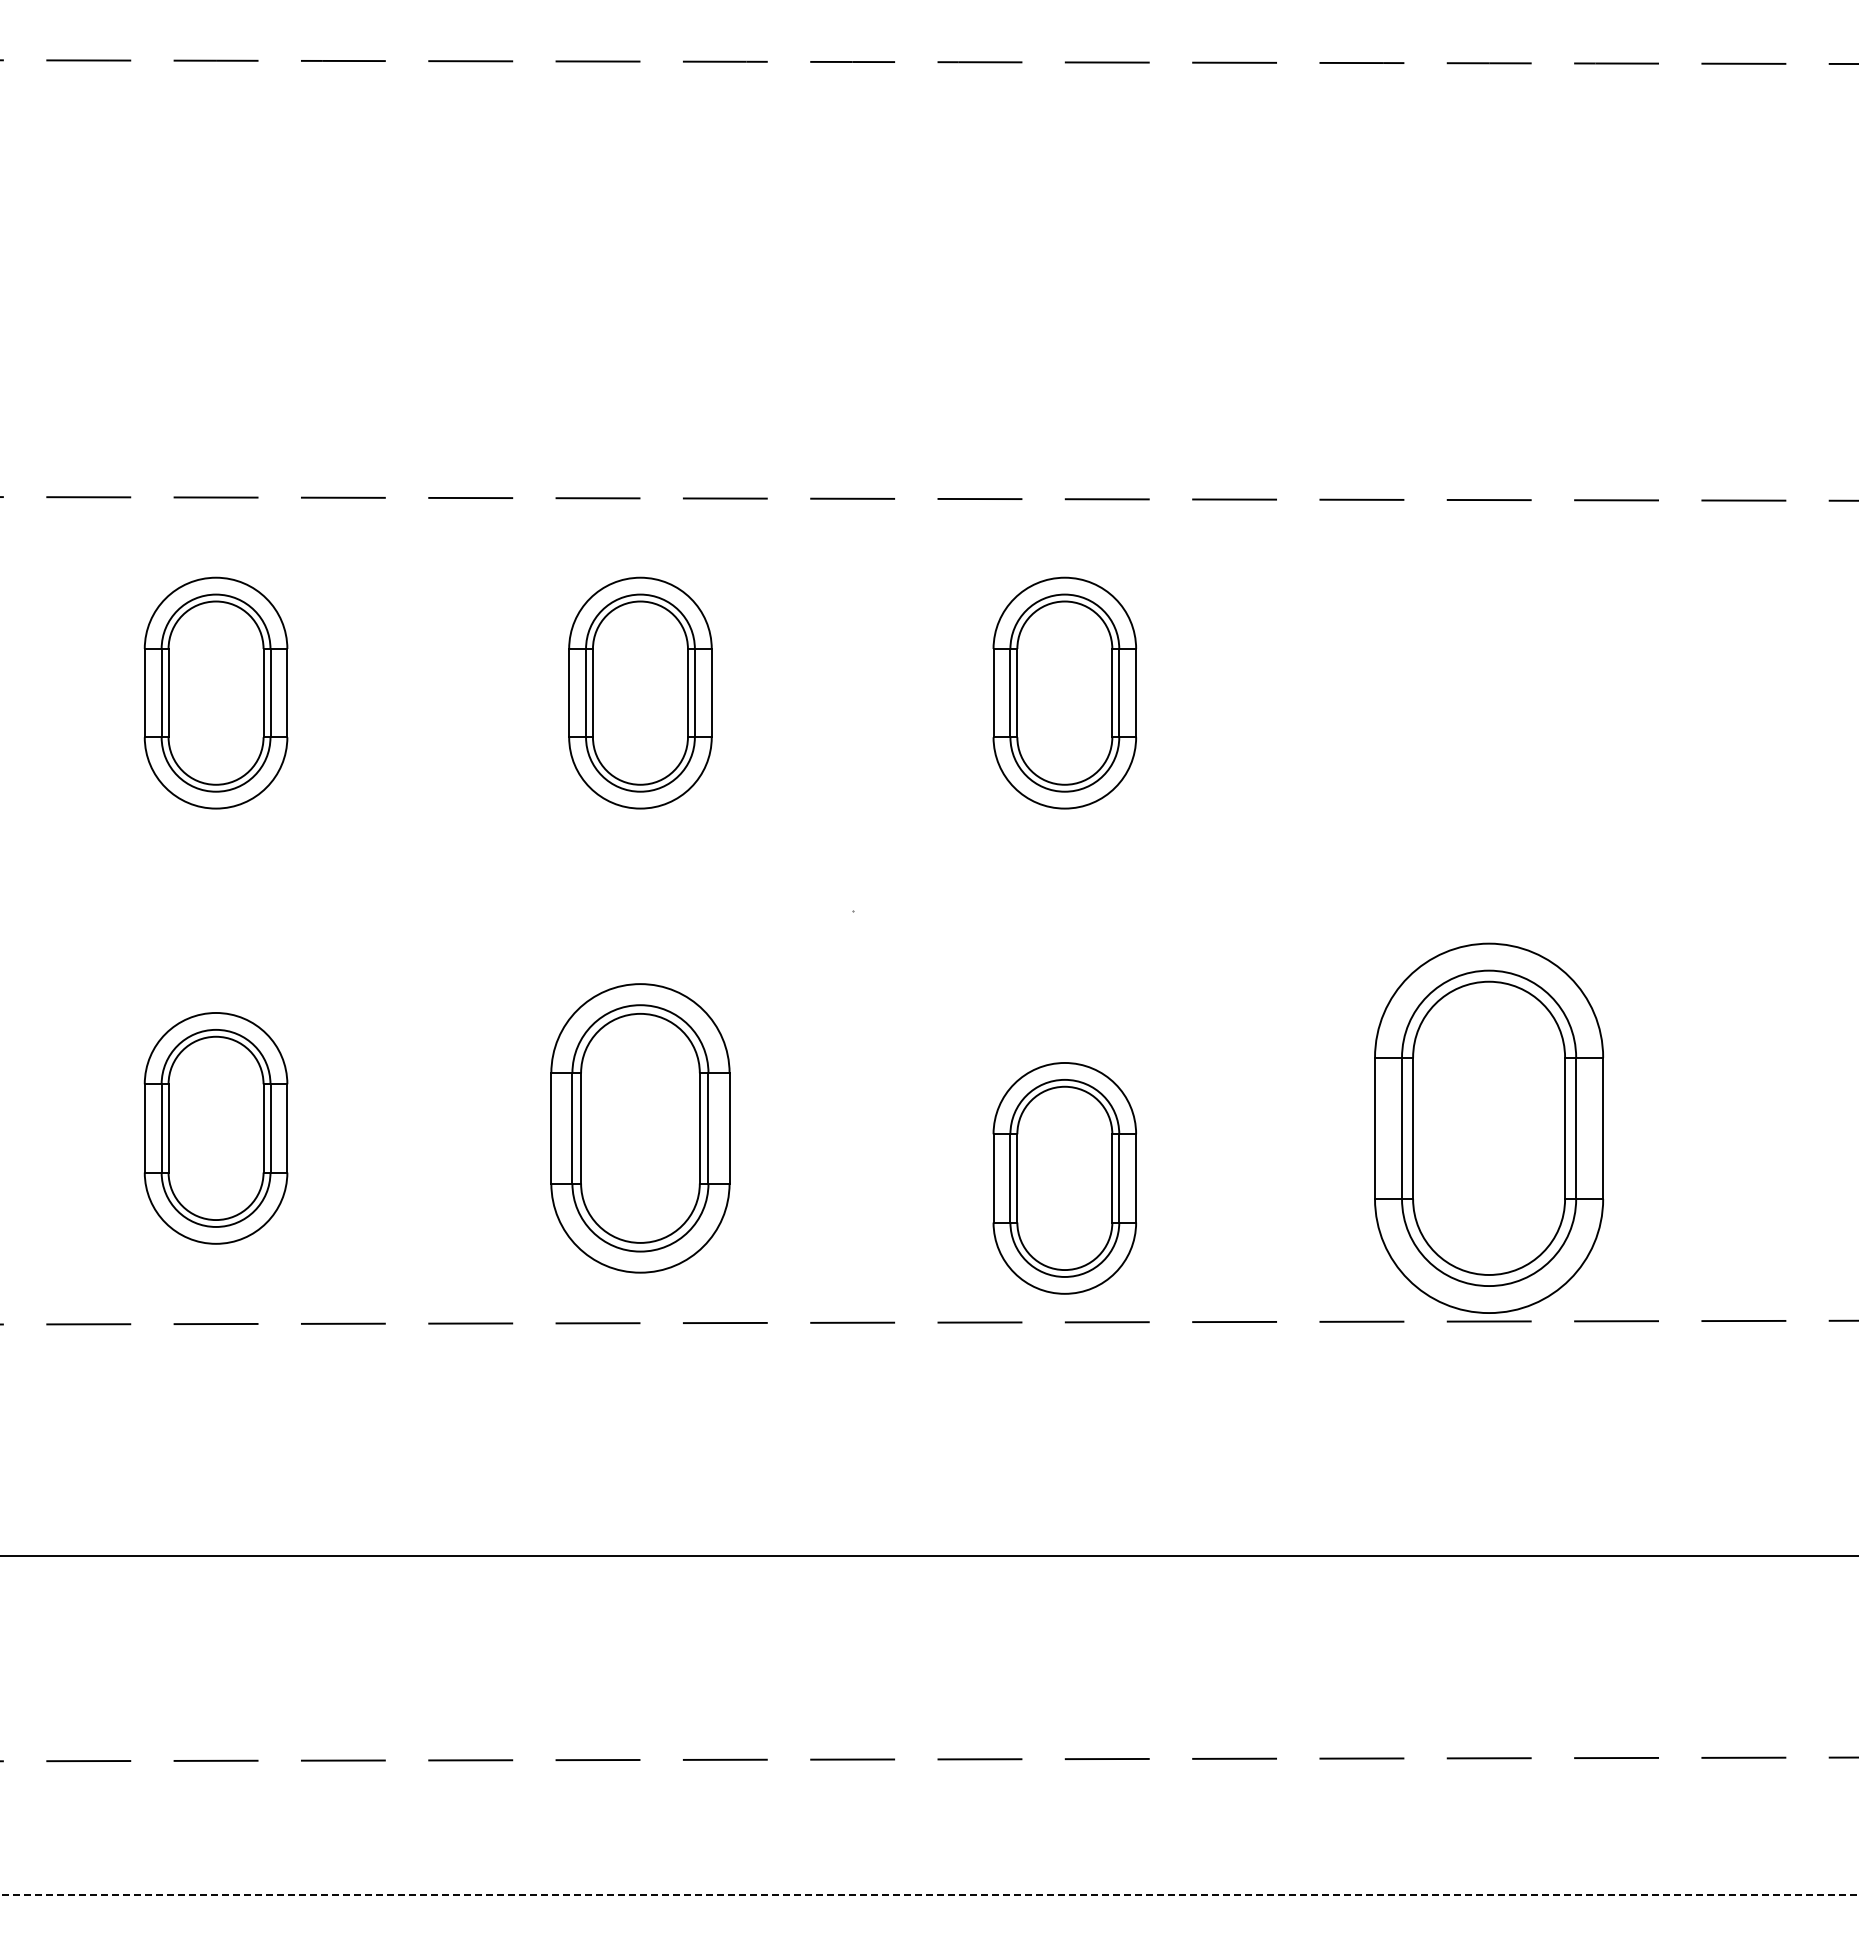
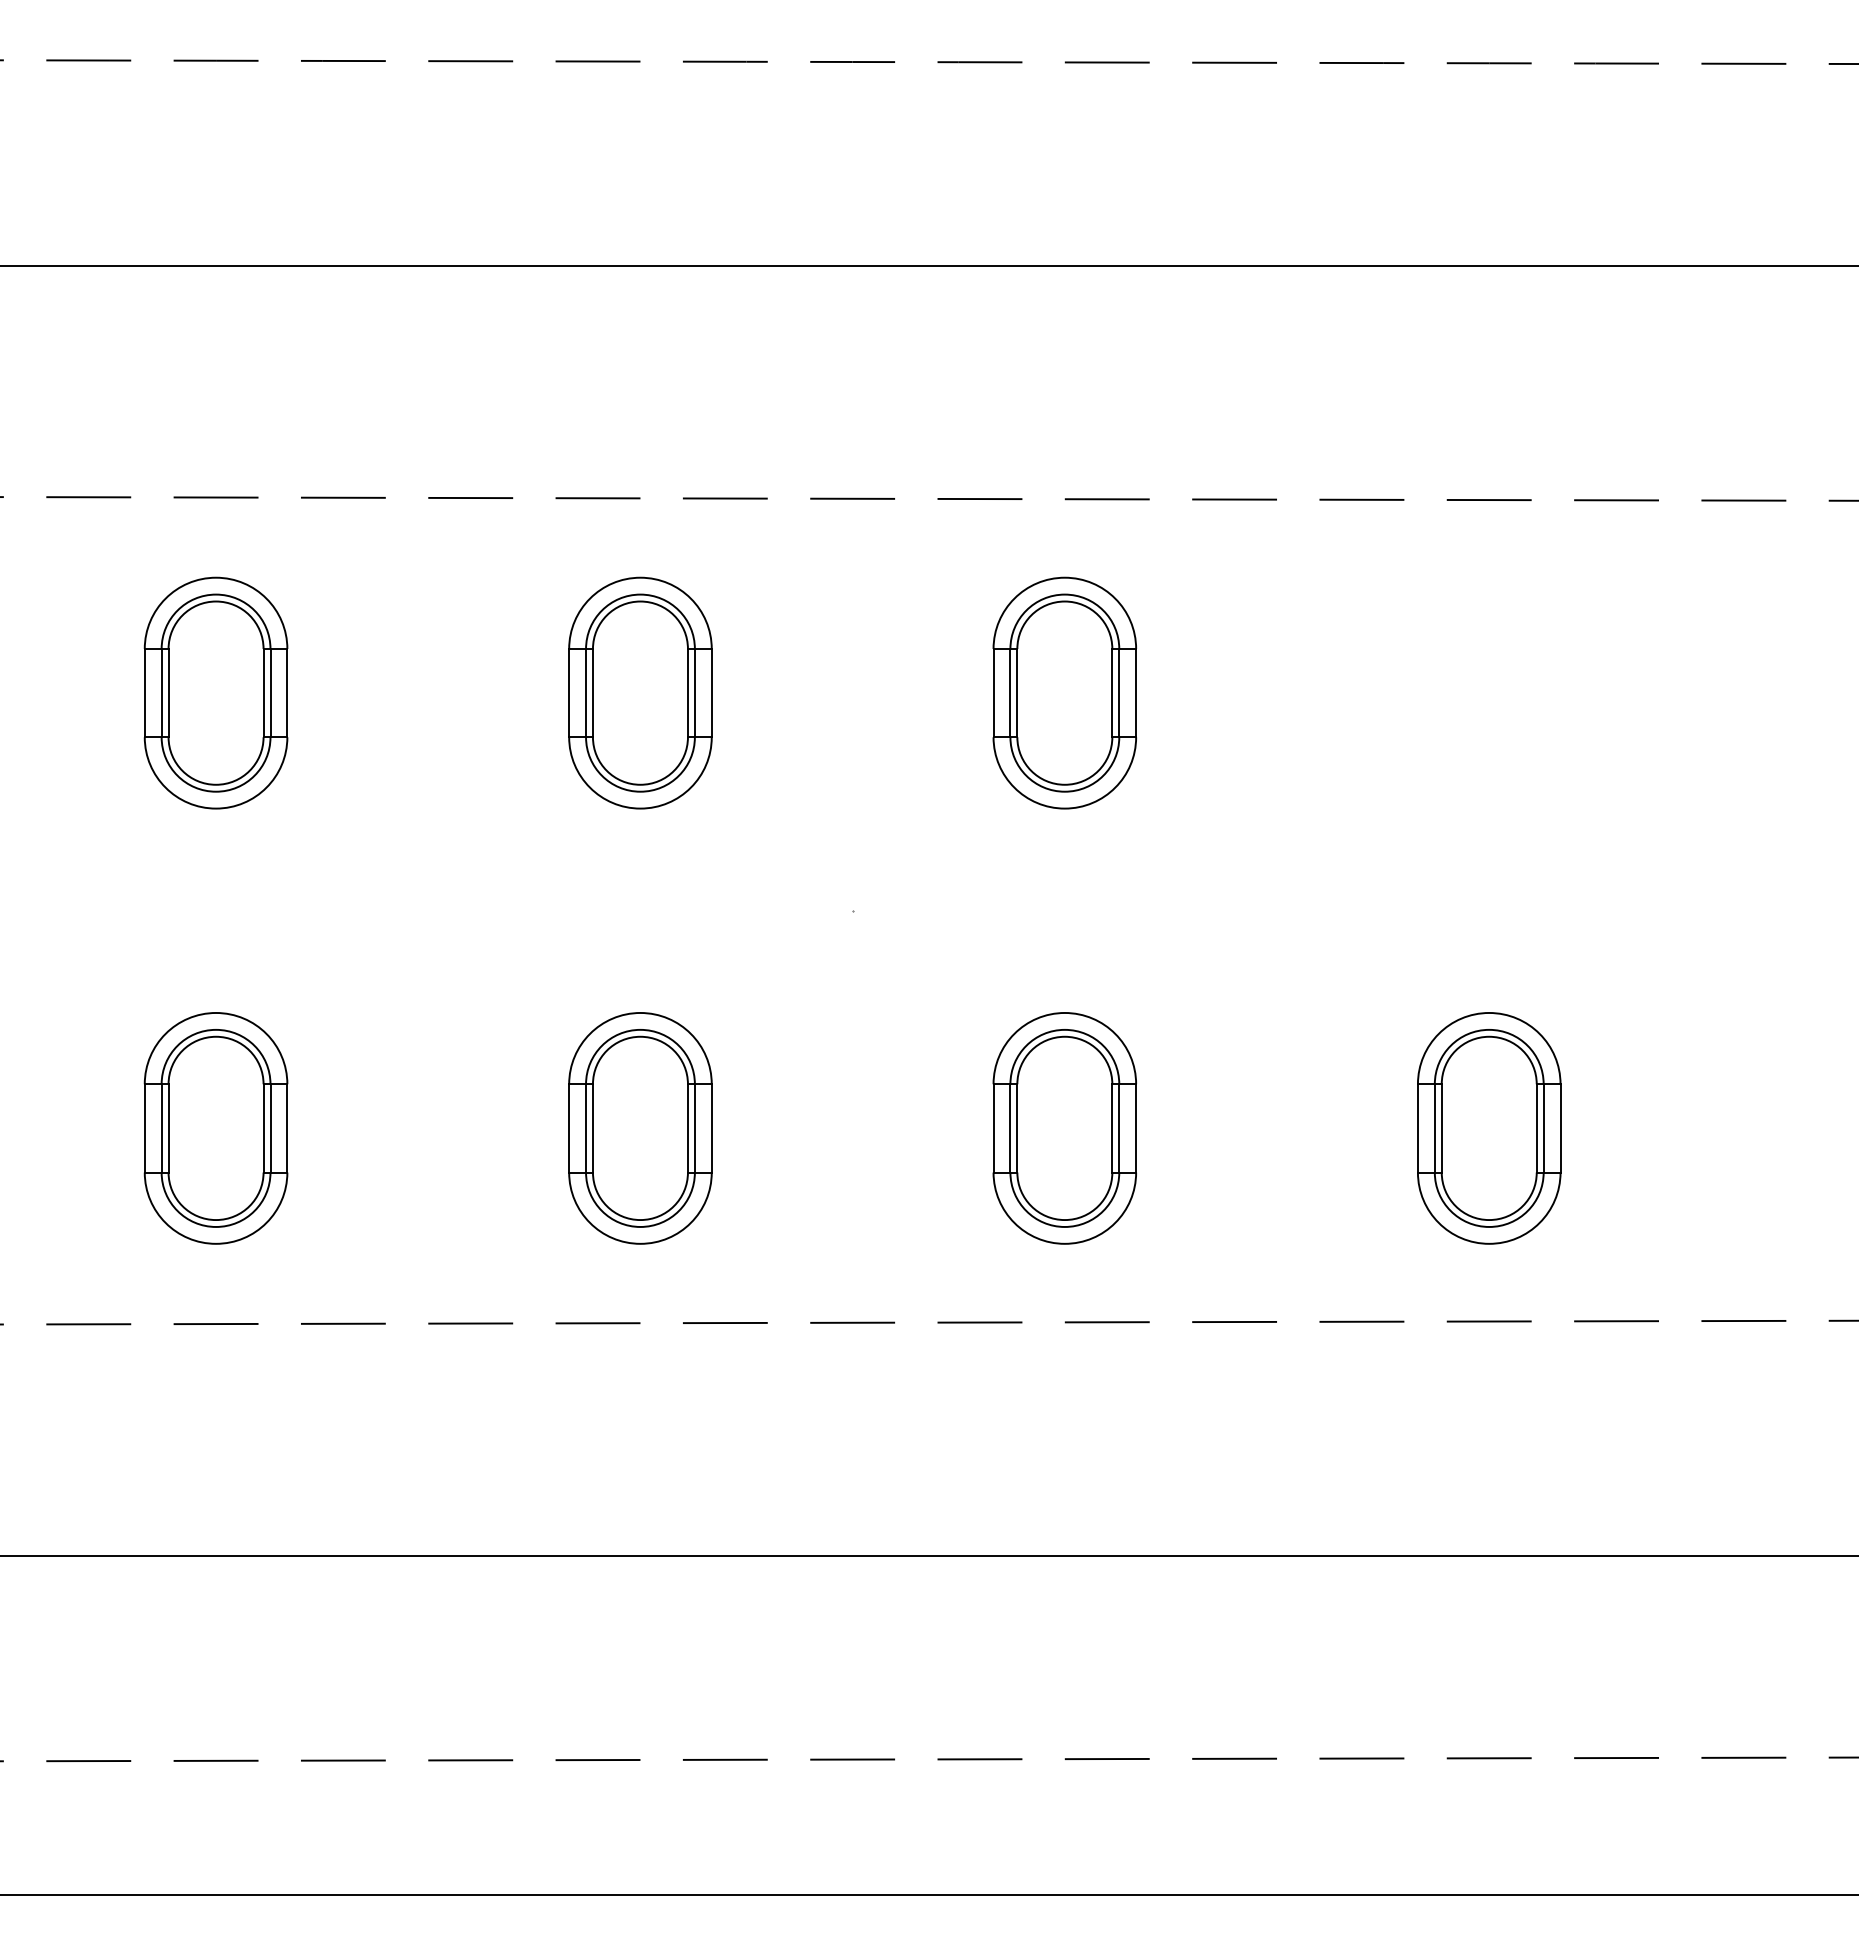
line: none -> present (928, 265)
part size: 231x372 px -> 145x233 px (1489, 1128)
part size: 181x291 px -> 145x233 px (640, 1128)
part position: (1064, 1178) -> (1064, 1128) (1064, 1128)
line: dashed -> solid (929, 1895)
